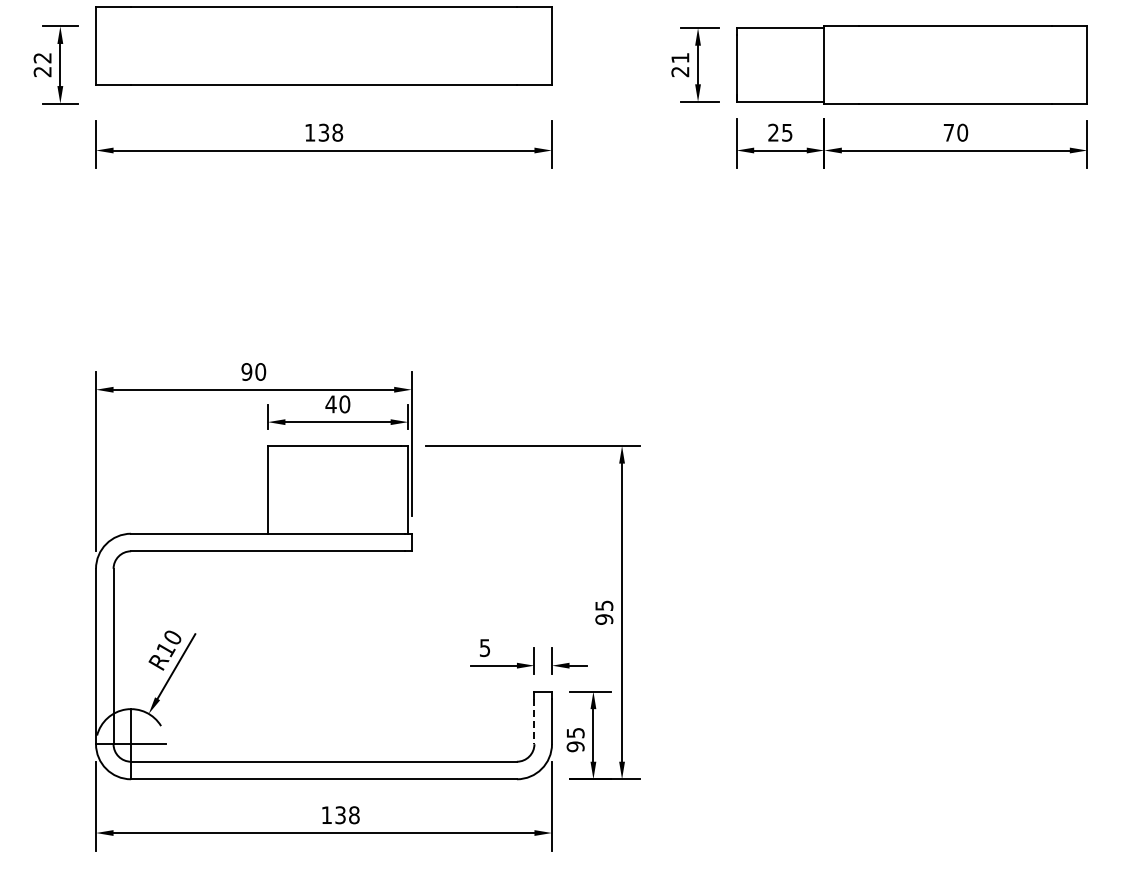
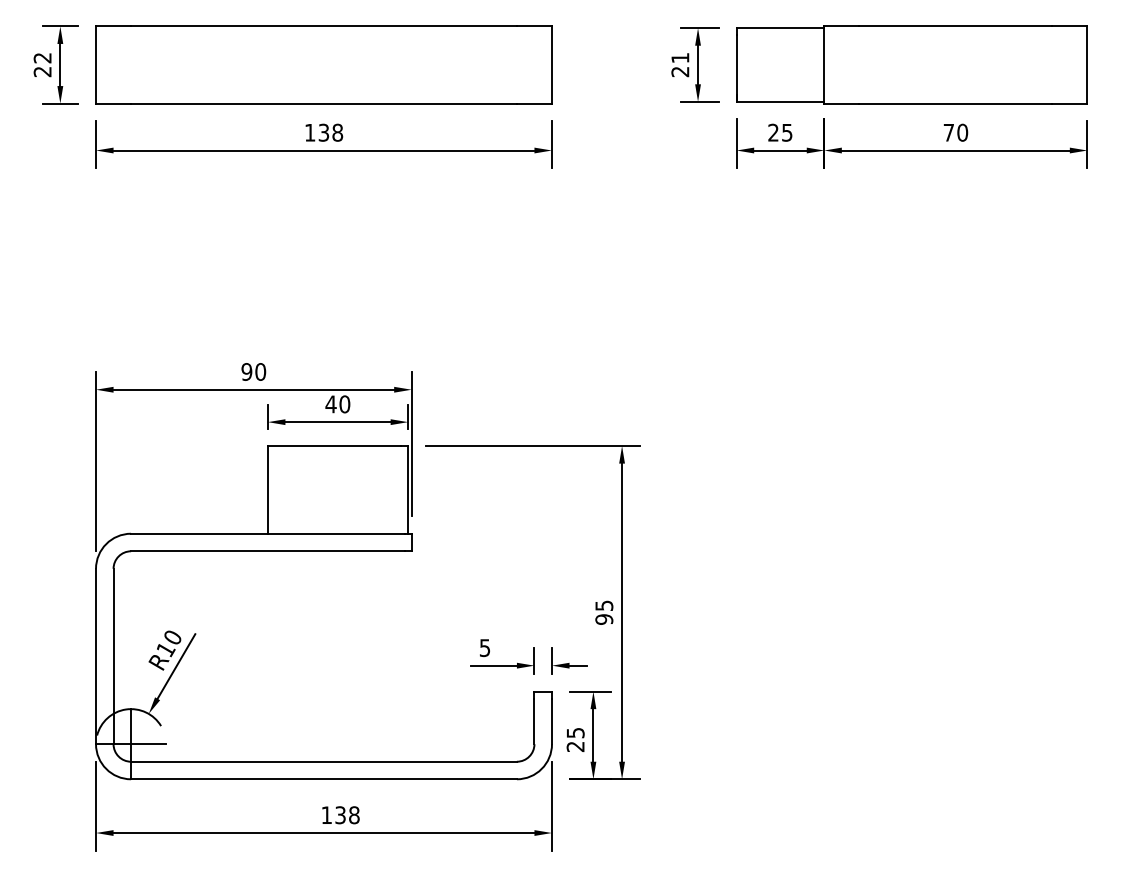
part position: (323, 45) -> (323, 64) (323, 64)
line: dashed -> solid (534, 721)
text: 95 -> 25 (575, 746)
